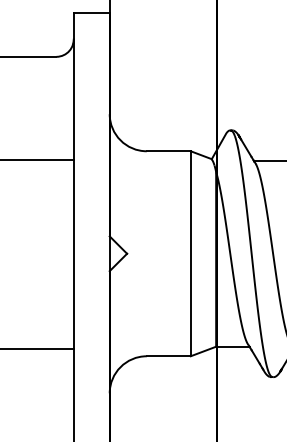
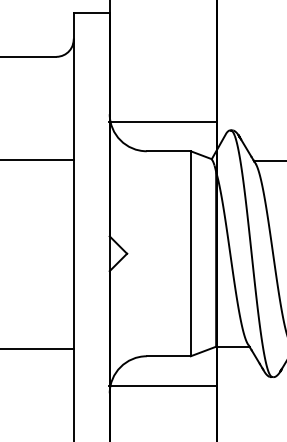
line: none -> present (162, 121)
line: none -> present (162, 385)
